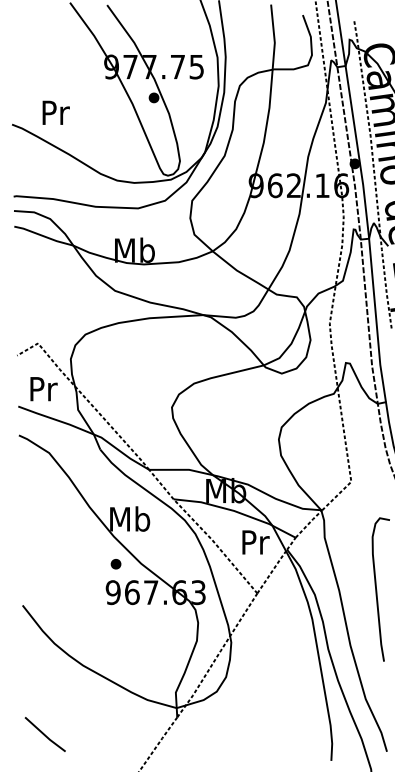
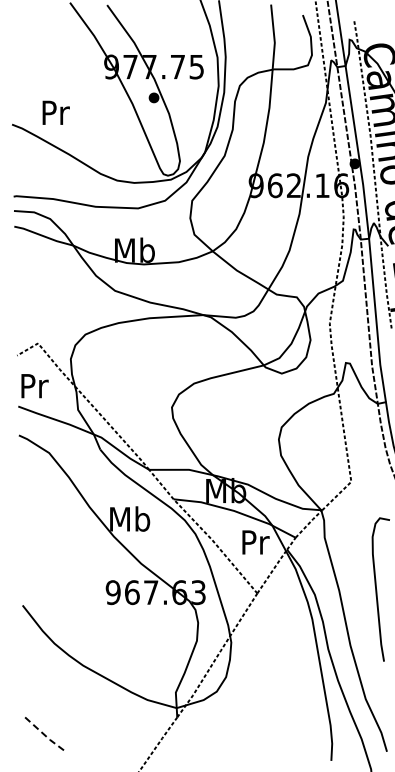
text position: (43, 389) -> (34, 386) (34, 386)
part: present -> none (115, 564)
line: solid -> dashed (45, 735)
